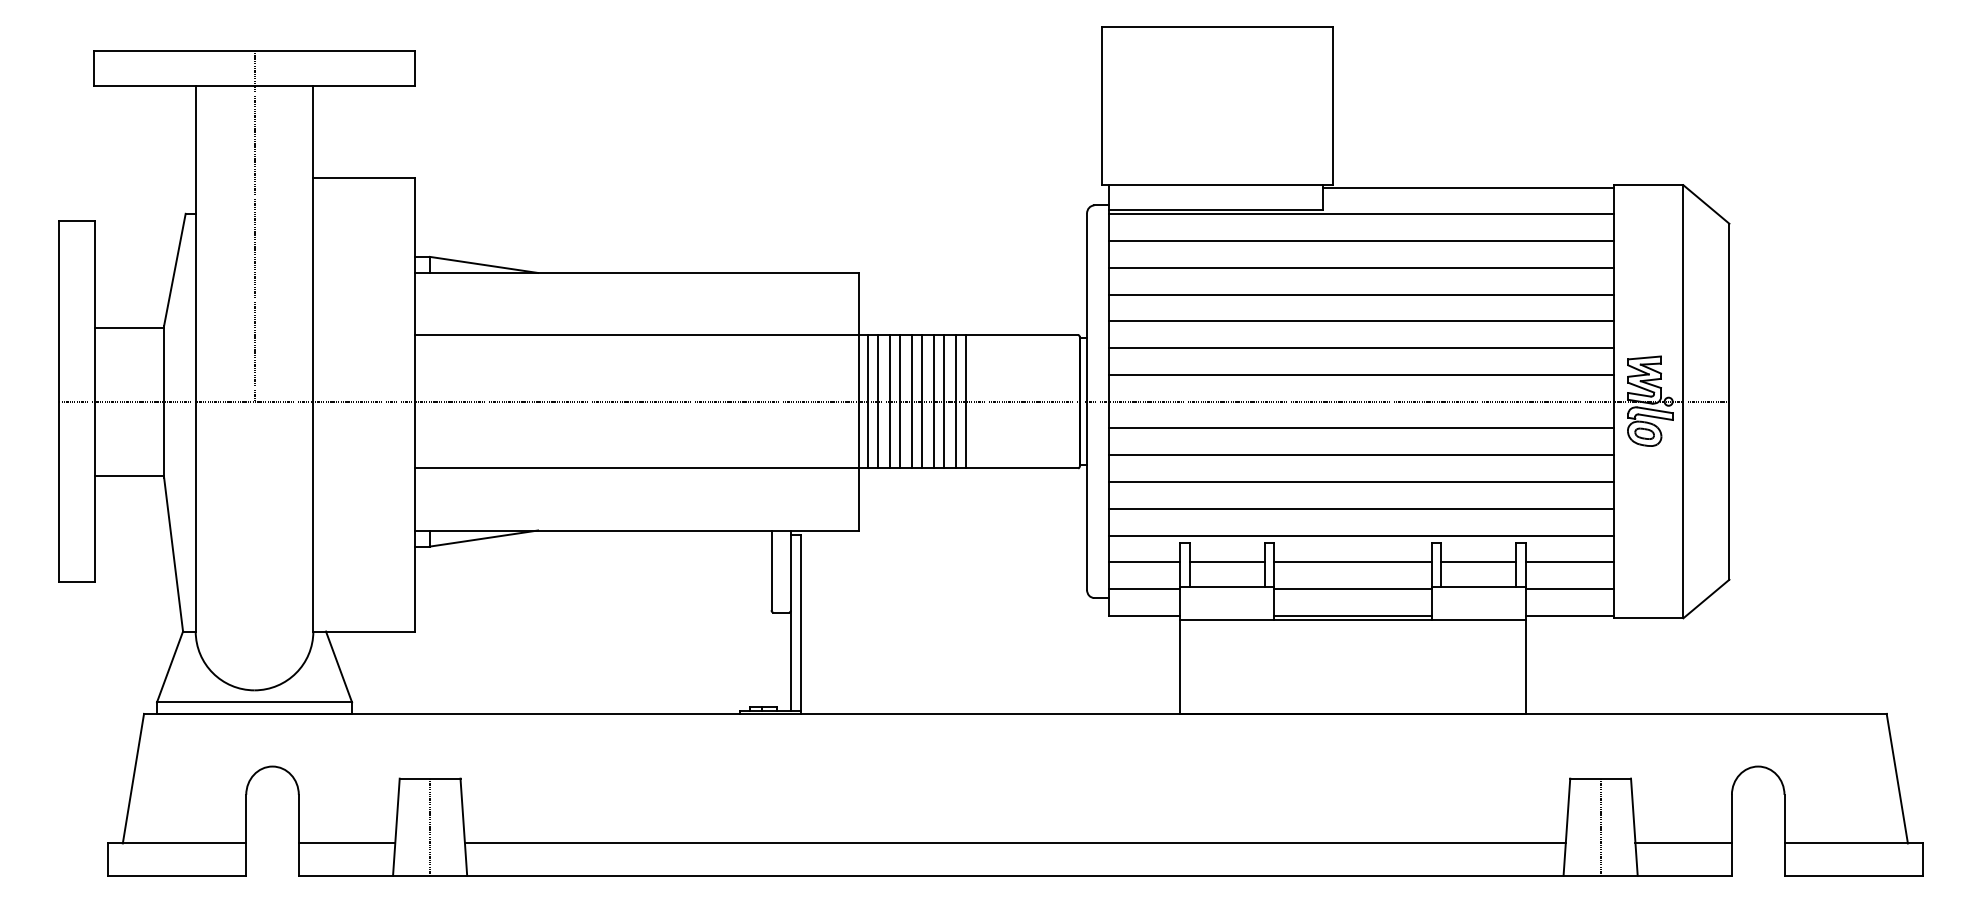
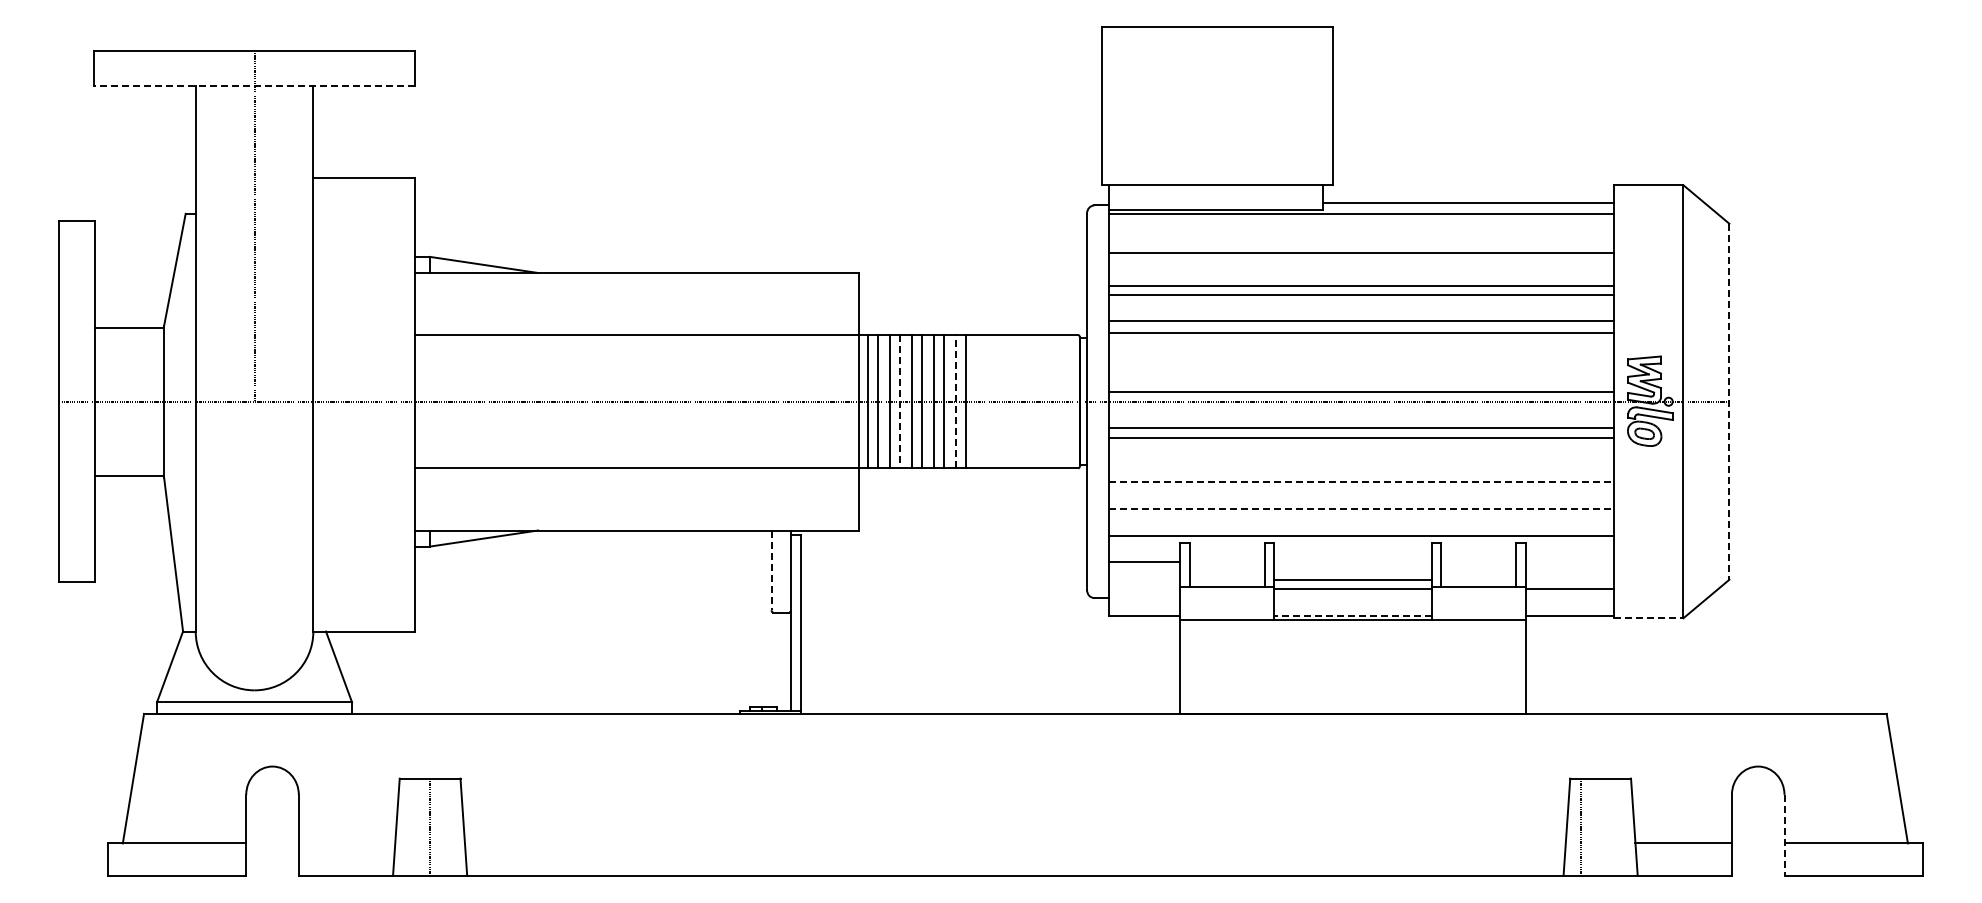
line: solid -> dashed (254, 85)
line position: (1468, 187) -> (1468, 202) (1468, 202)
line position: (1361, 241) -> (1361, 253) (1361, 253)
line position: (1361, 267) -> (1361, 285) (1361, 285)
line position: (1361, 348) -> (1361, 333) (1361, 333)
line position: (1361, 375) -> (1361, 392) (1361, 392)
line: solid -> dashed (899, 401)
line: solid -> dashed (956, 401)
line: solid -> dashed (1729, 401)
line position: (1361, 455) -> (1361, 438) (1361, 438)
line: solid -> dashed (1361, 482)
line: solid -> dashed (1361, 508)
line: present -> none (1226, 562)
line position: (1352, 562) -> (1352, 580) (1352, 580)
line: present -> none (1478, 562)
line: present -> none (1569, 562)
line: solid -> dashed (771, 570)
line: present -> none (1144, 589)
line: solid -> dashed (1352, 615)
line: solid -> dashed (1648, 618)
line position: (1600, 826) -> (1580, 826) (1580, 826)
line: solid -> dashed (1784, 835)
line: present -> none (346, 843)
line: present -> none (1014, 843)
